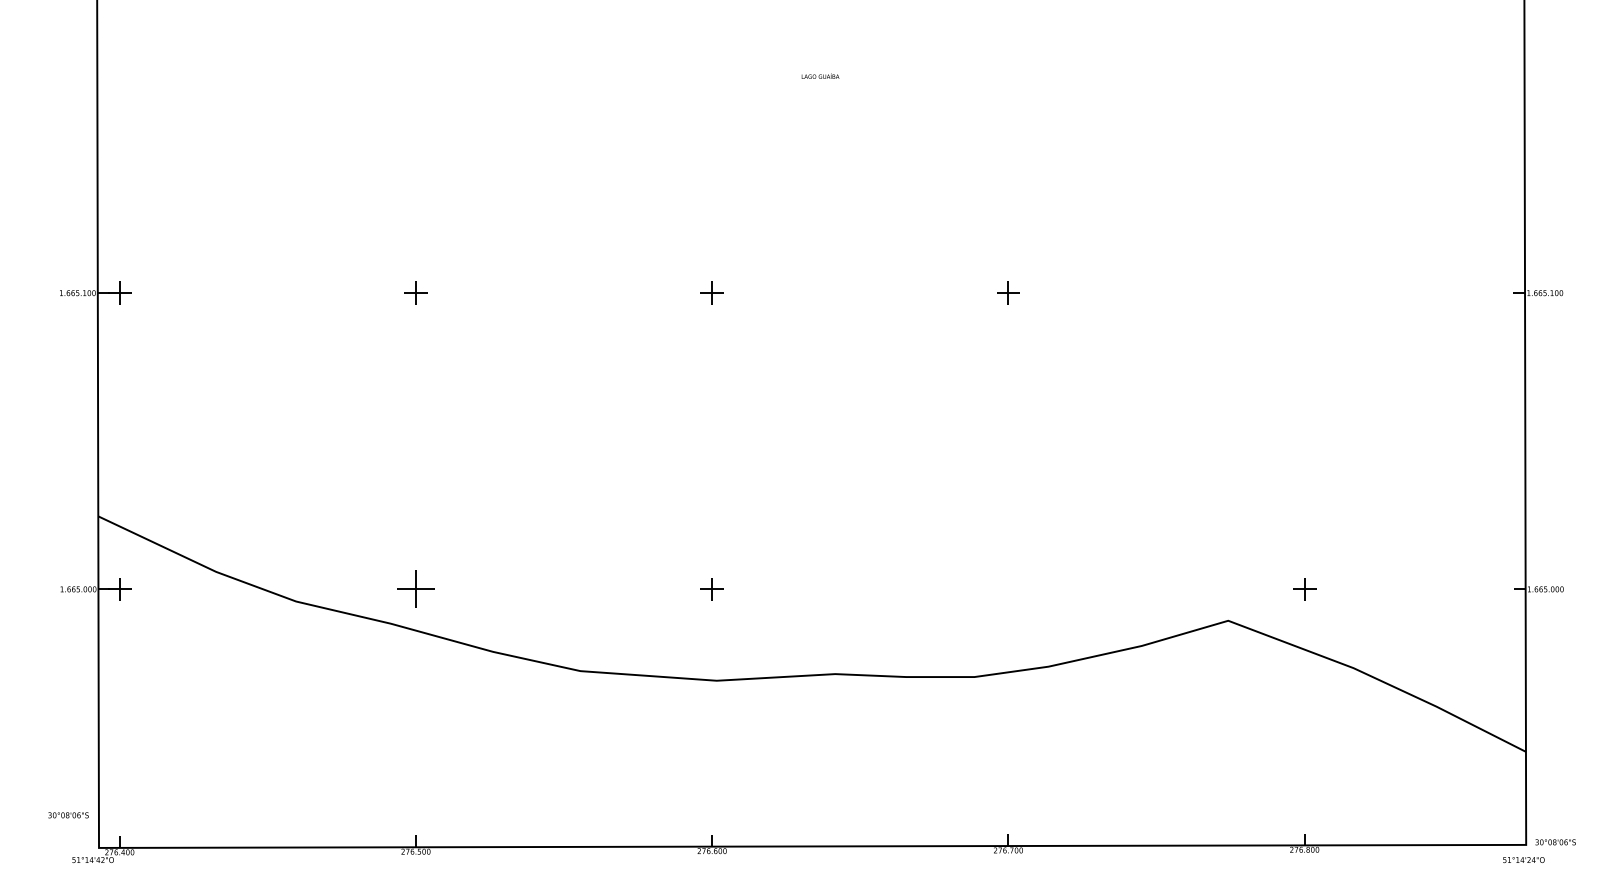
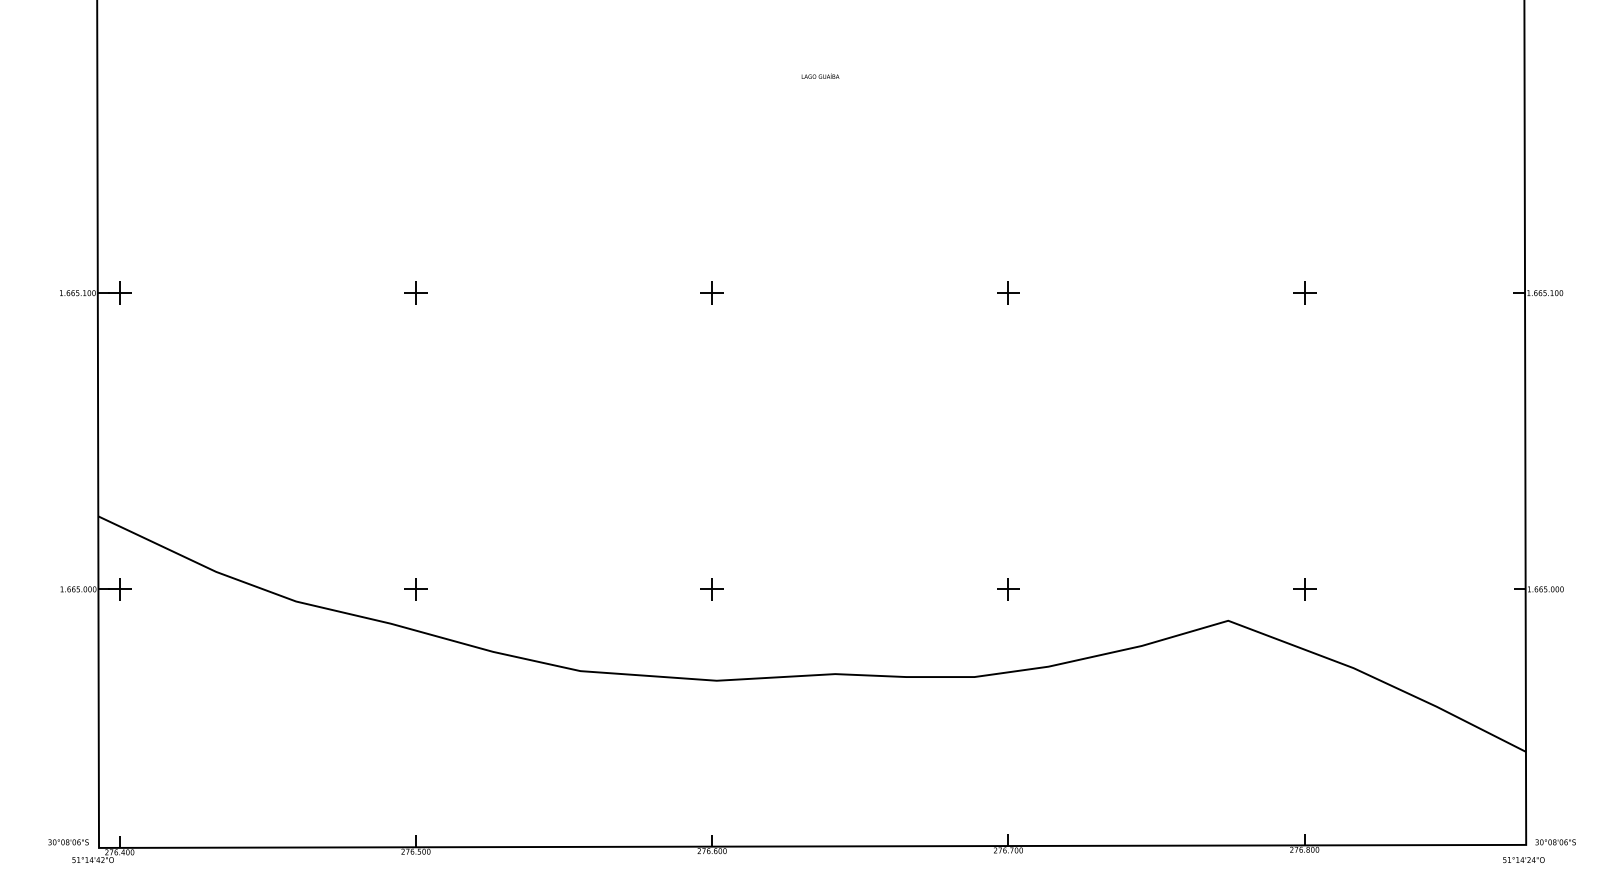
part: none -> present (1304, 292)
part size: 38x38 px -> 24x23 px (415, 589)
part: none -> present (1008, 589)
text position: (68, 815) -> (68, 842) (68, 842)
